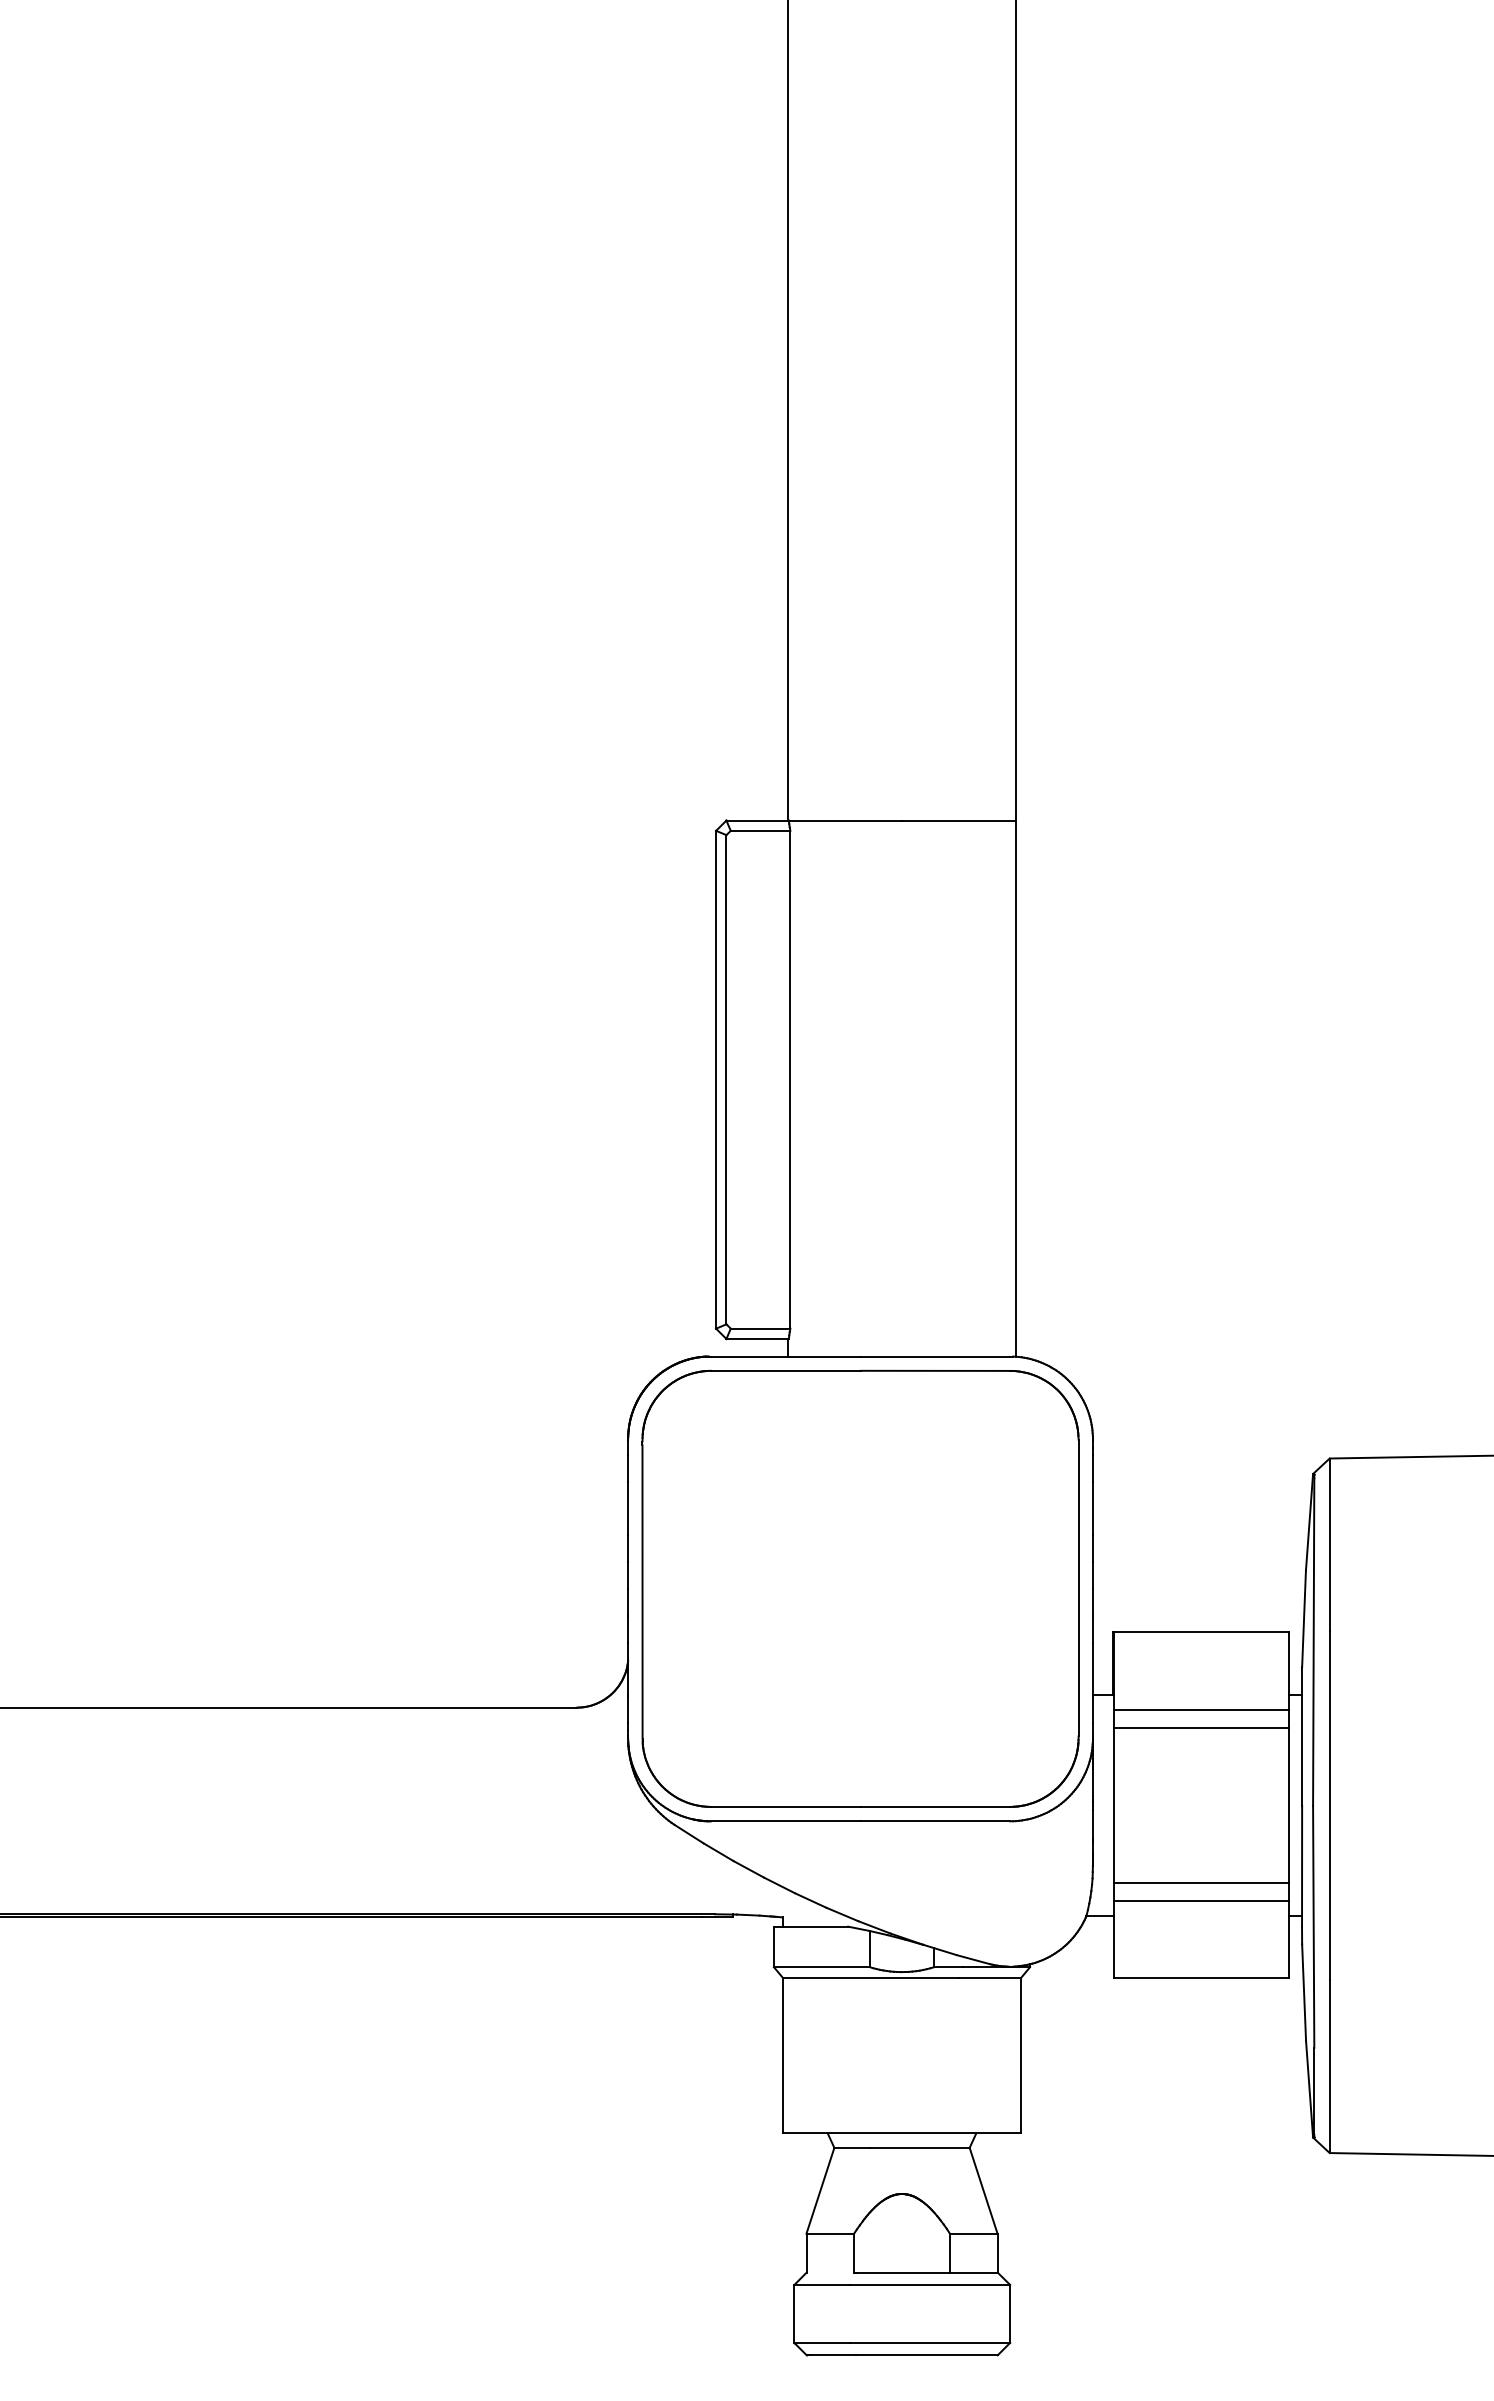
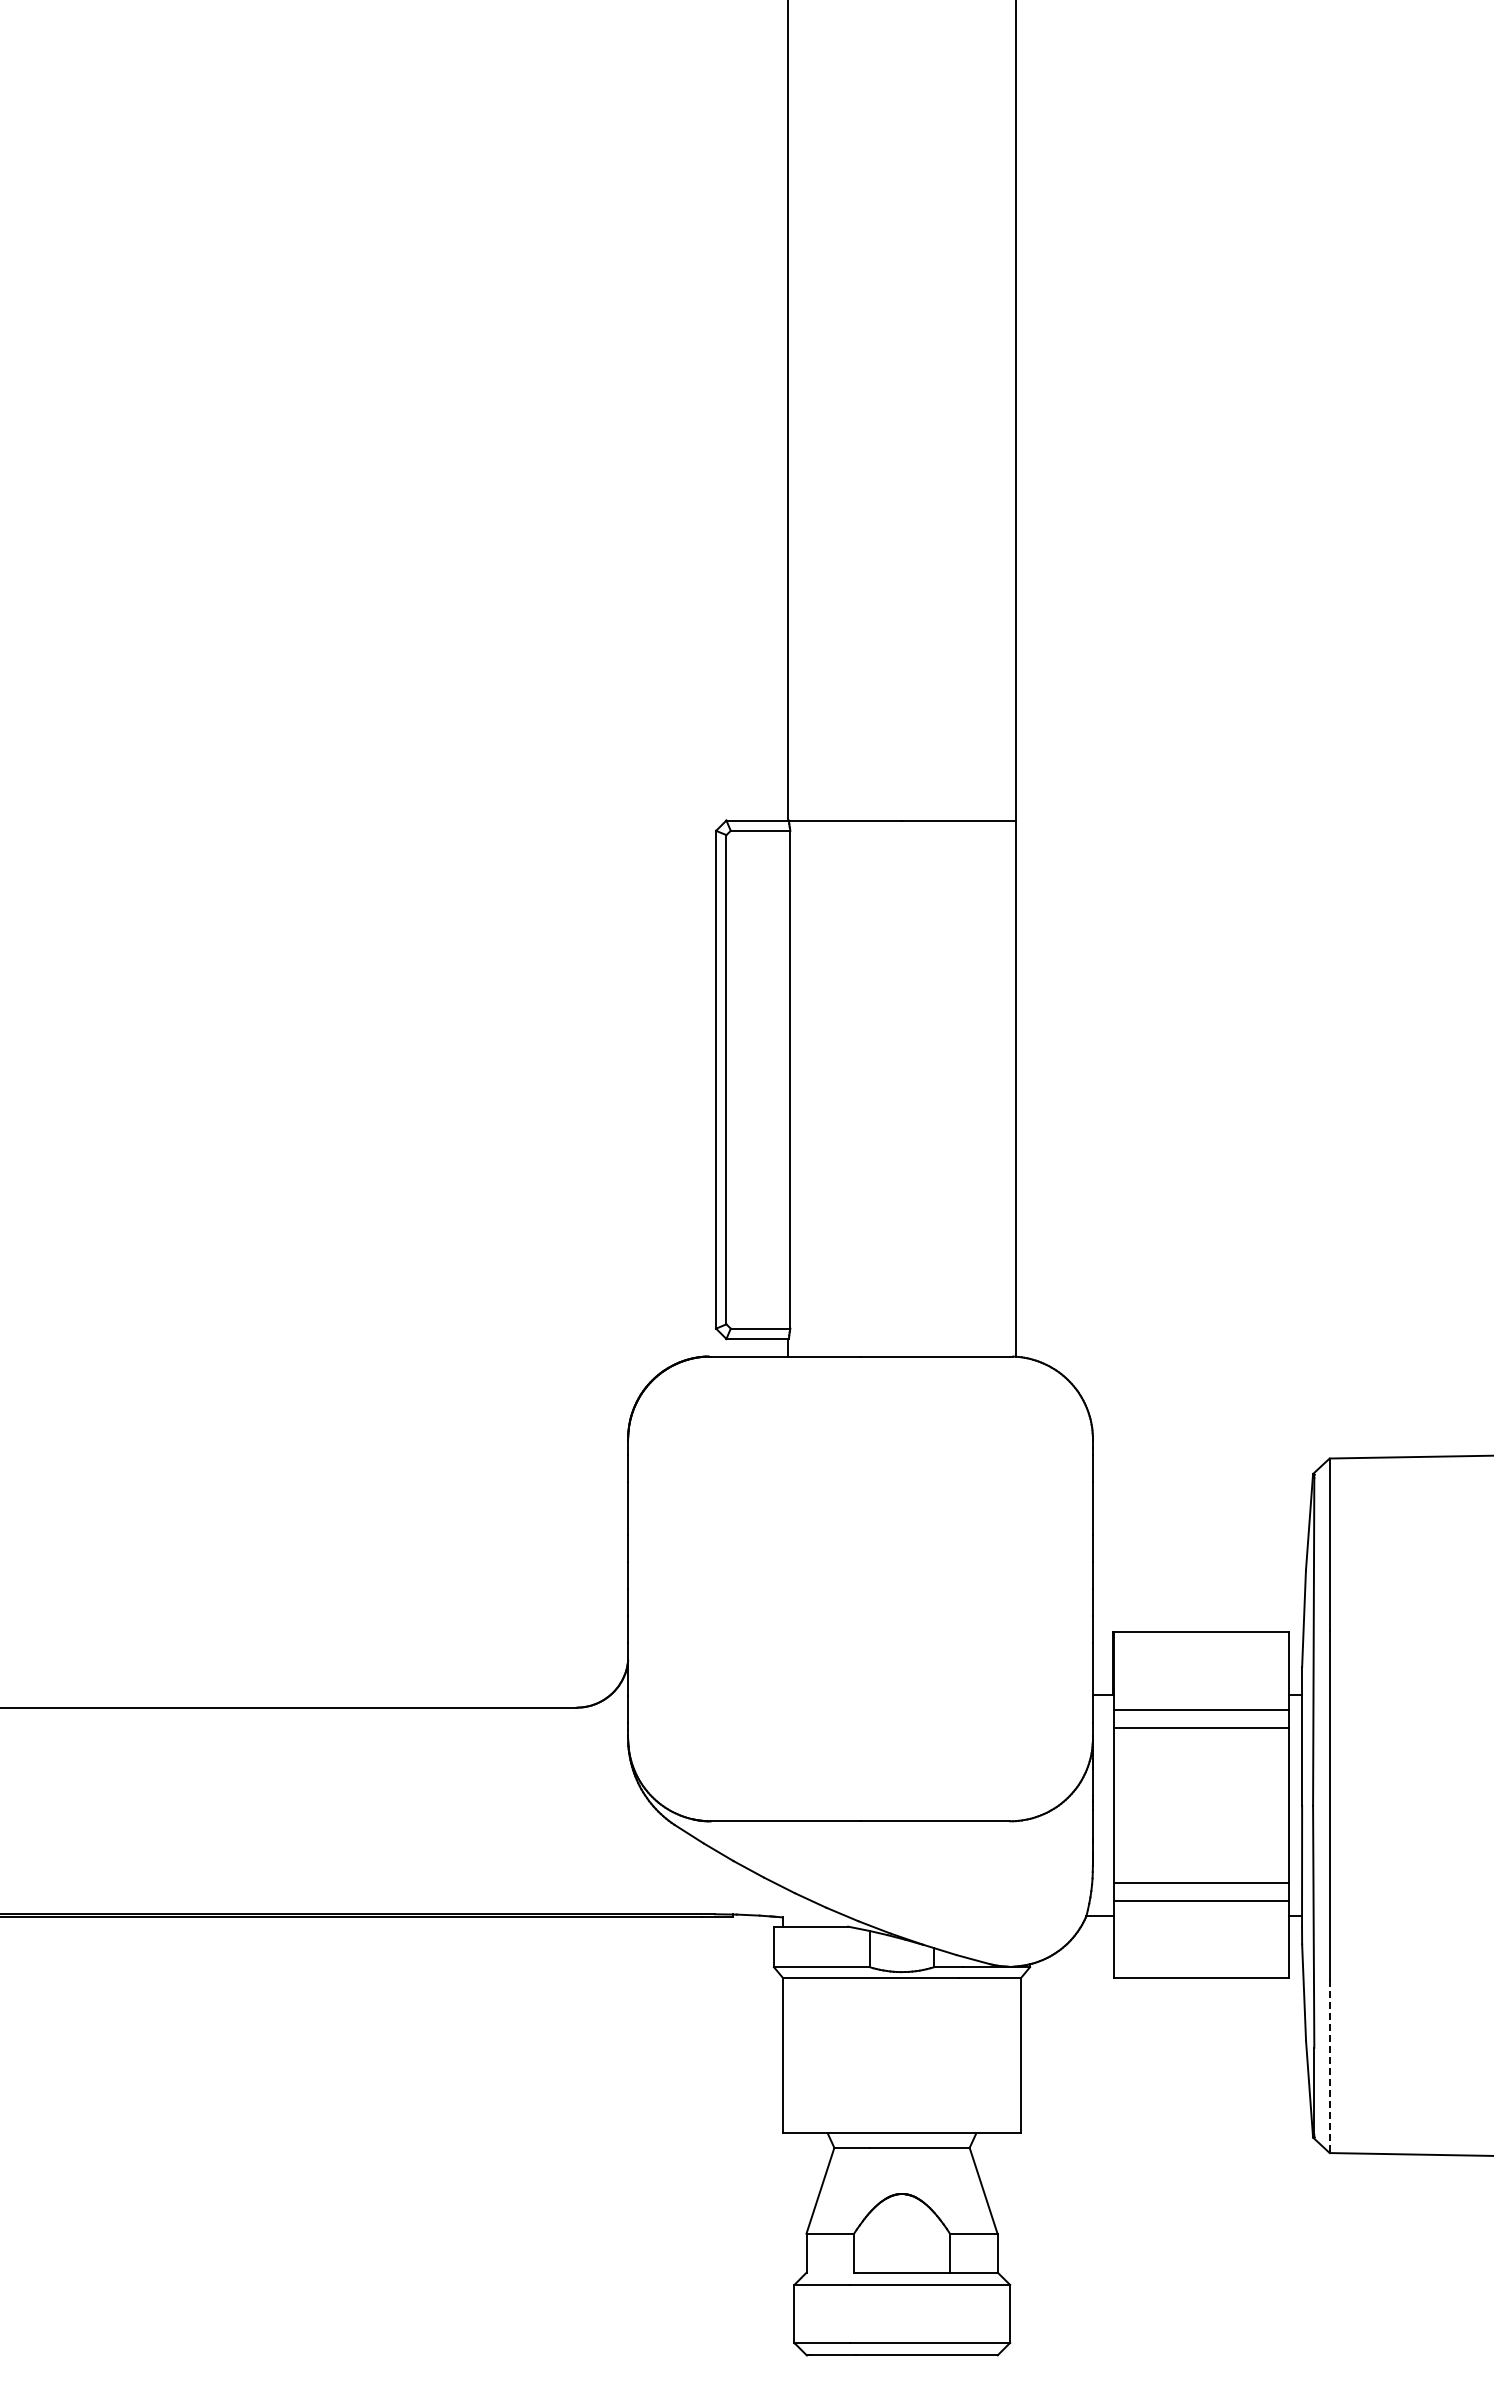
part: present -> none (860, 1588)
line: solid -> dashed (1330, 2067)
